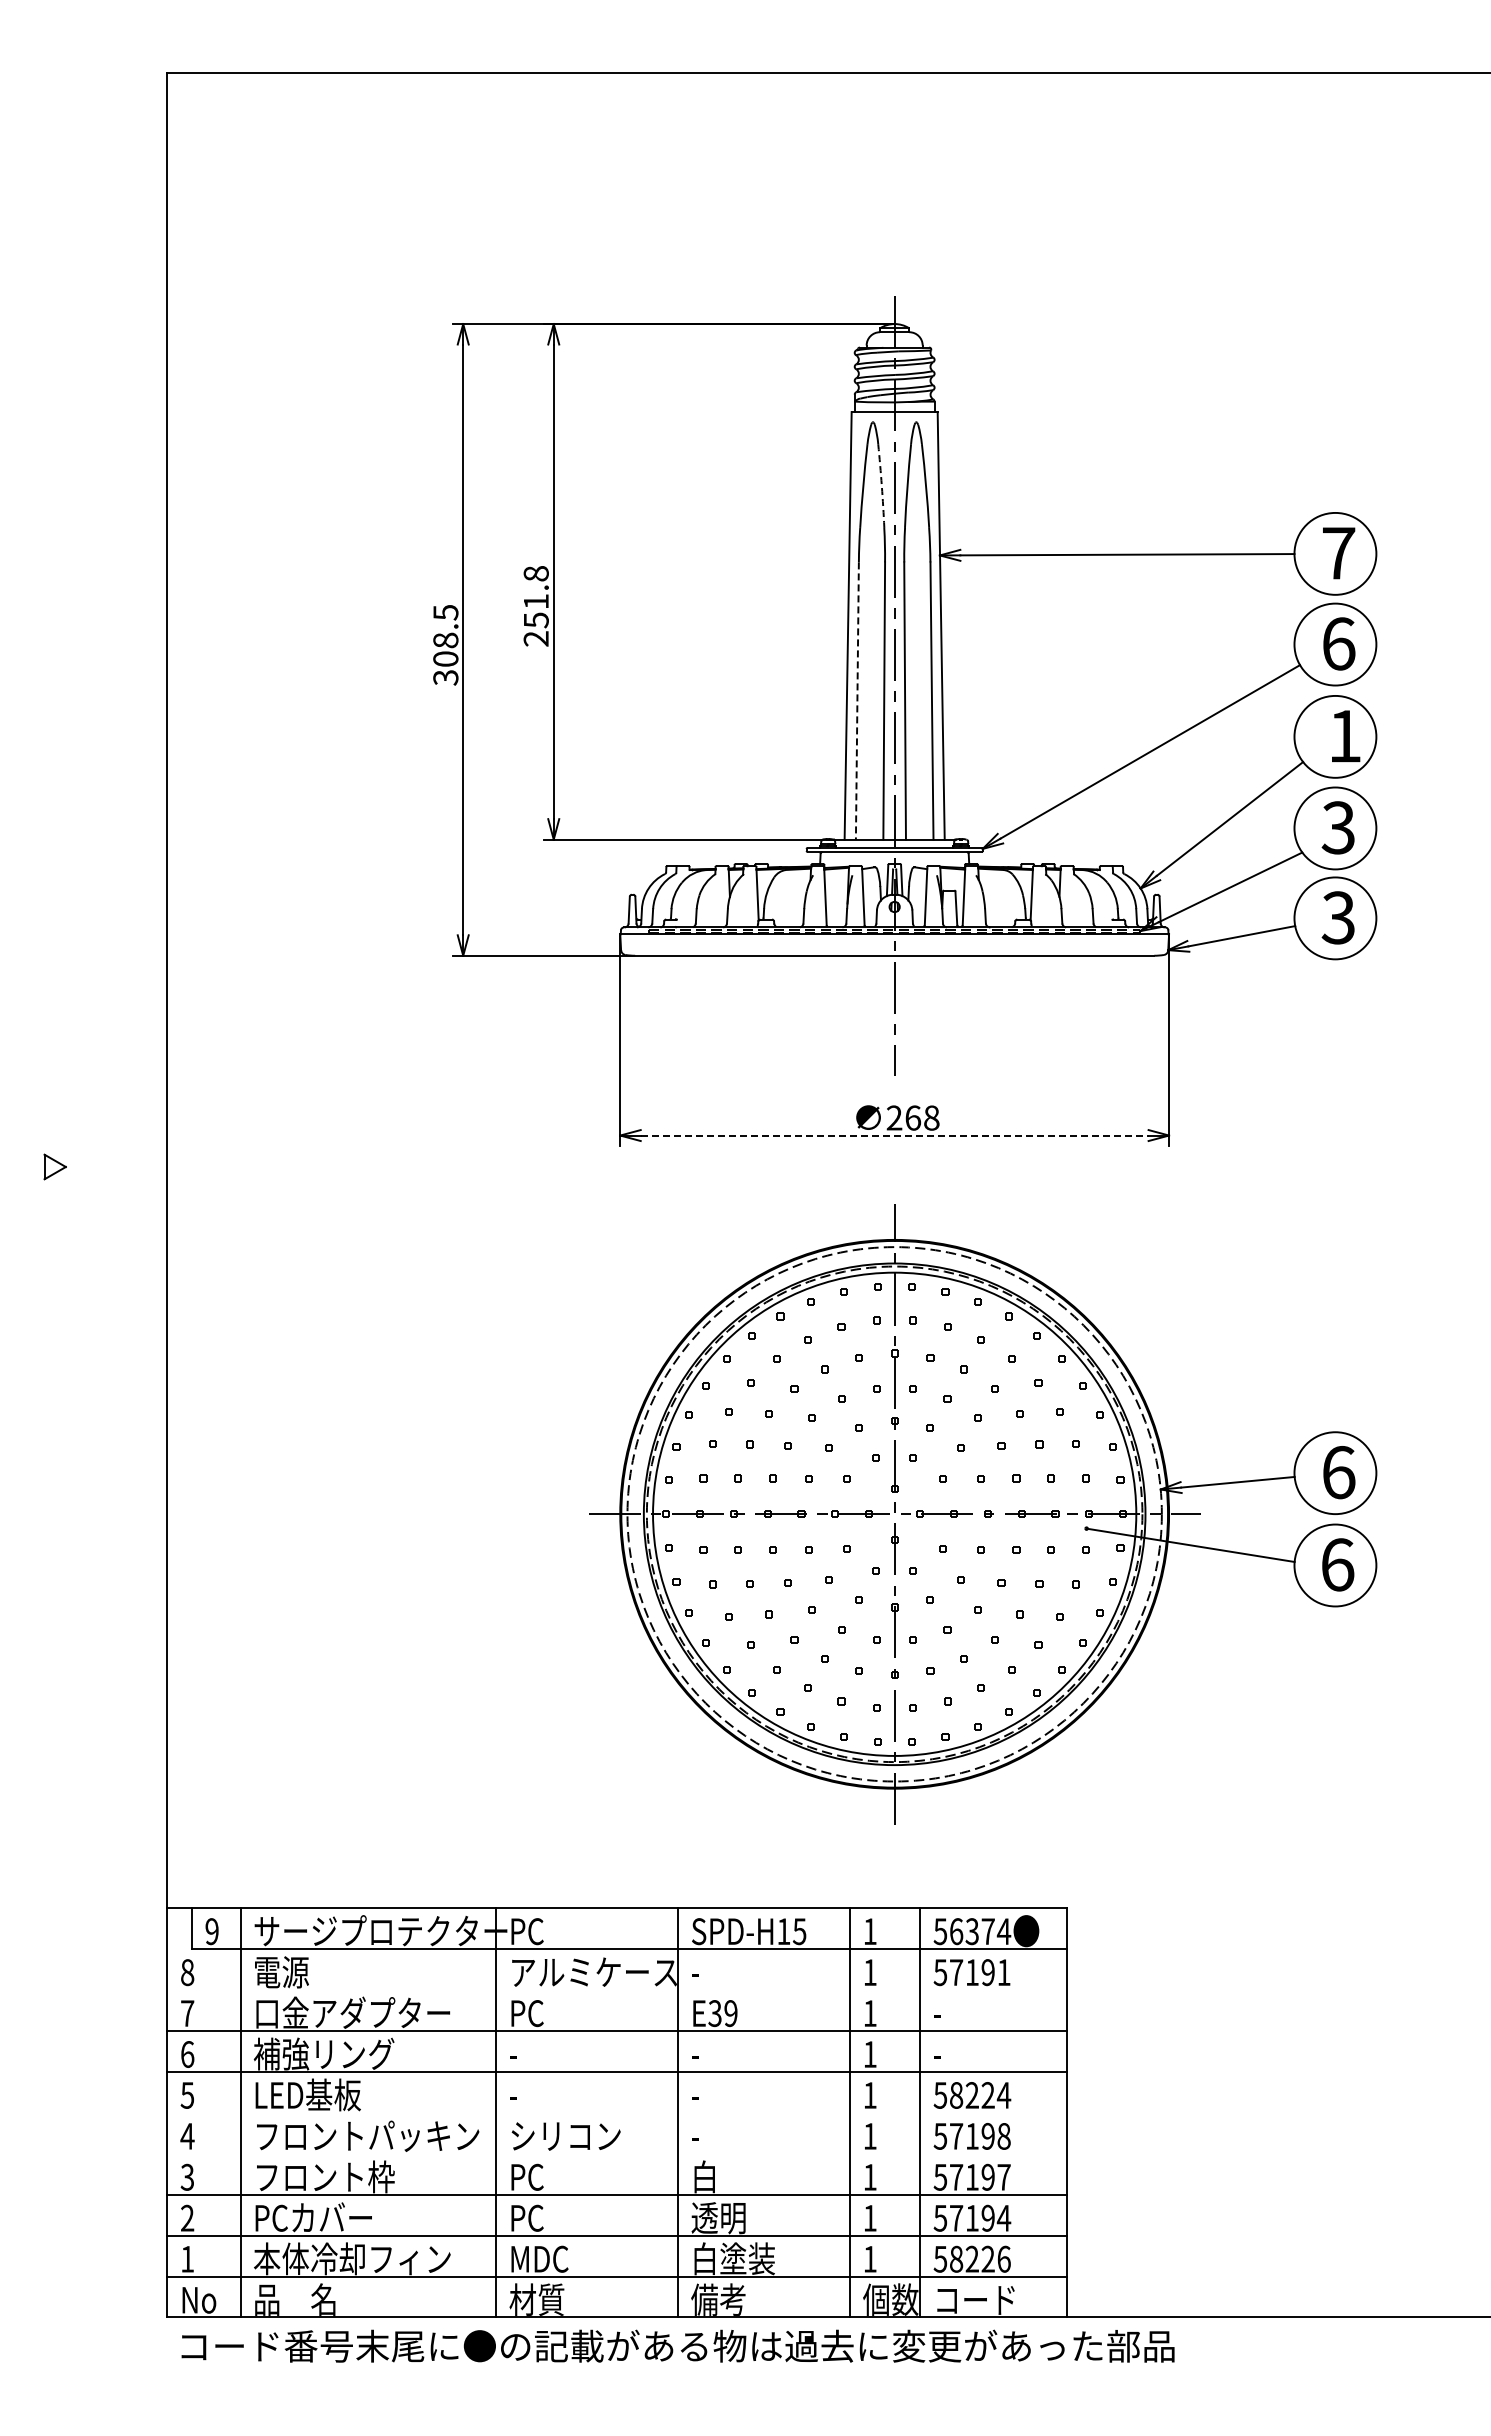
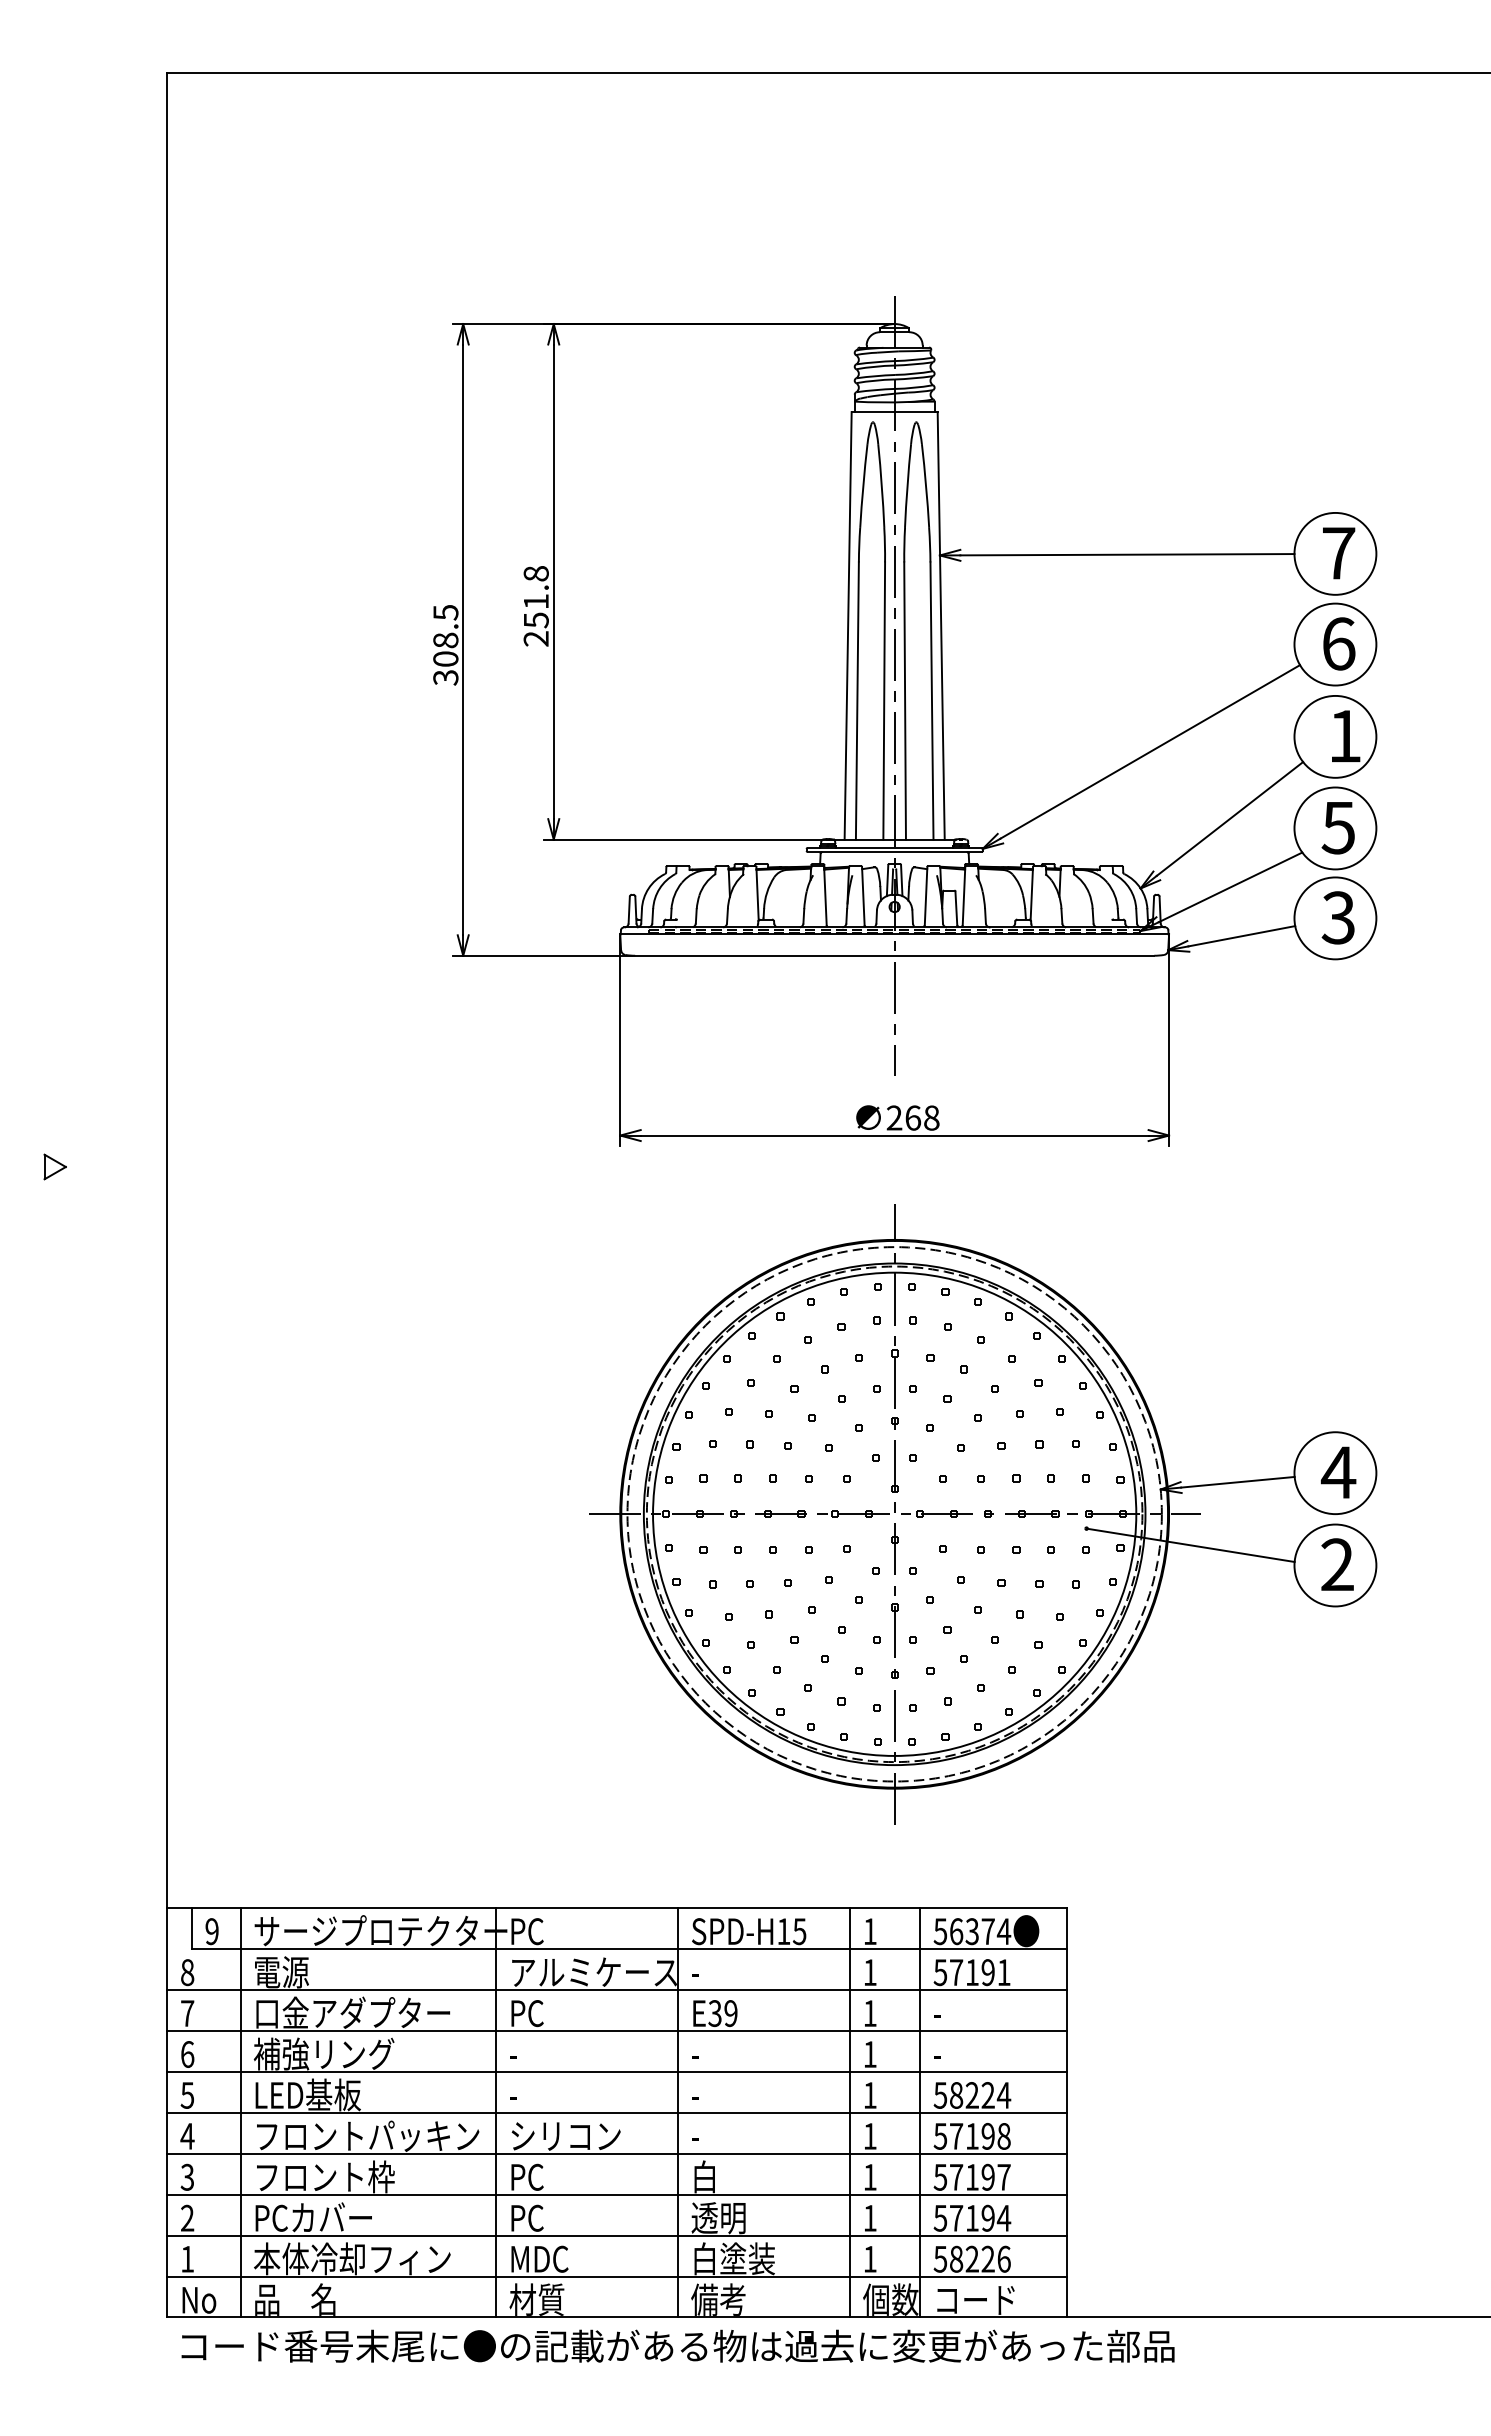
arc: dashed -> solid (881, 486)
line: dashed -> solid (857, 701)
text: 3 -> 5 (1337, 827)
line: dashed -> solid (894, 1135)
text: 6 -> 4 (1338, 1472)
text: 6 -> 2 (1337, 1564)
line: none -> present (617, 1989)
line: none -> present (617, 2112)
line: none -> present (617, 2153)
